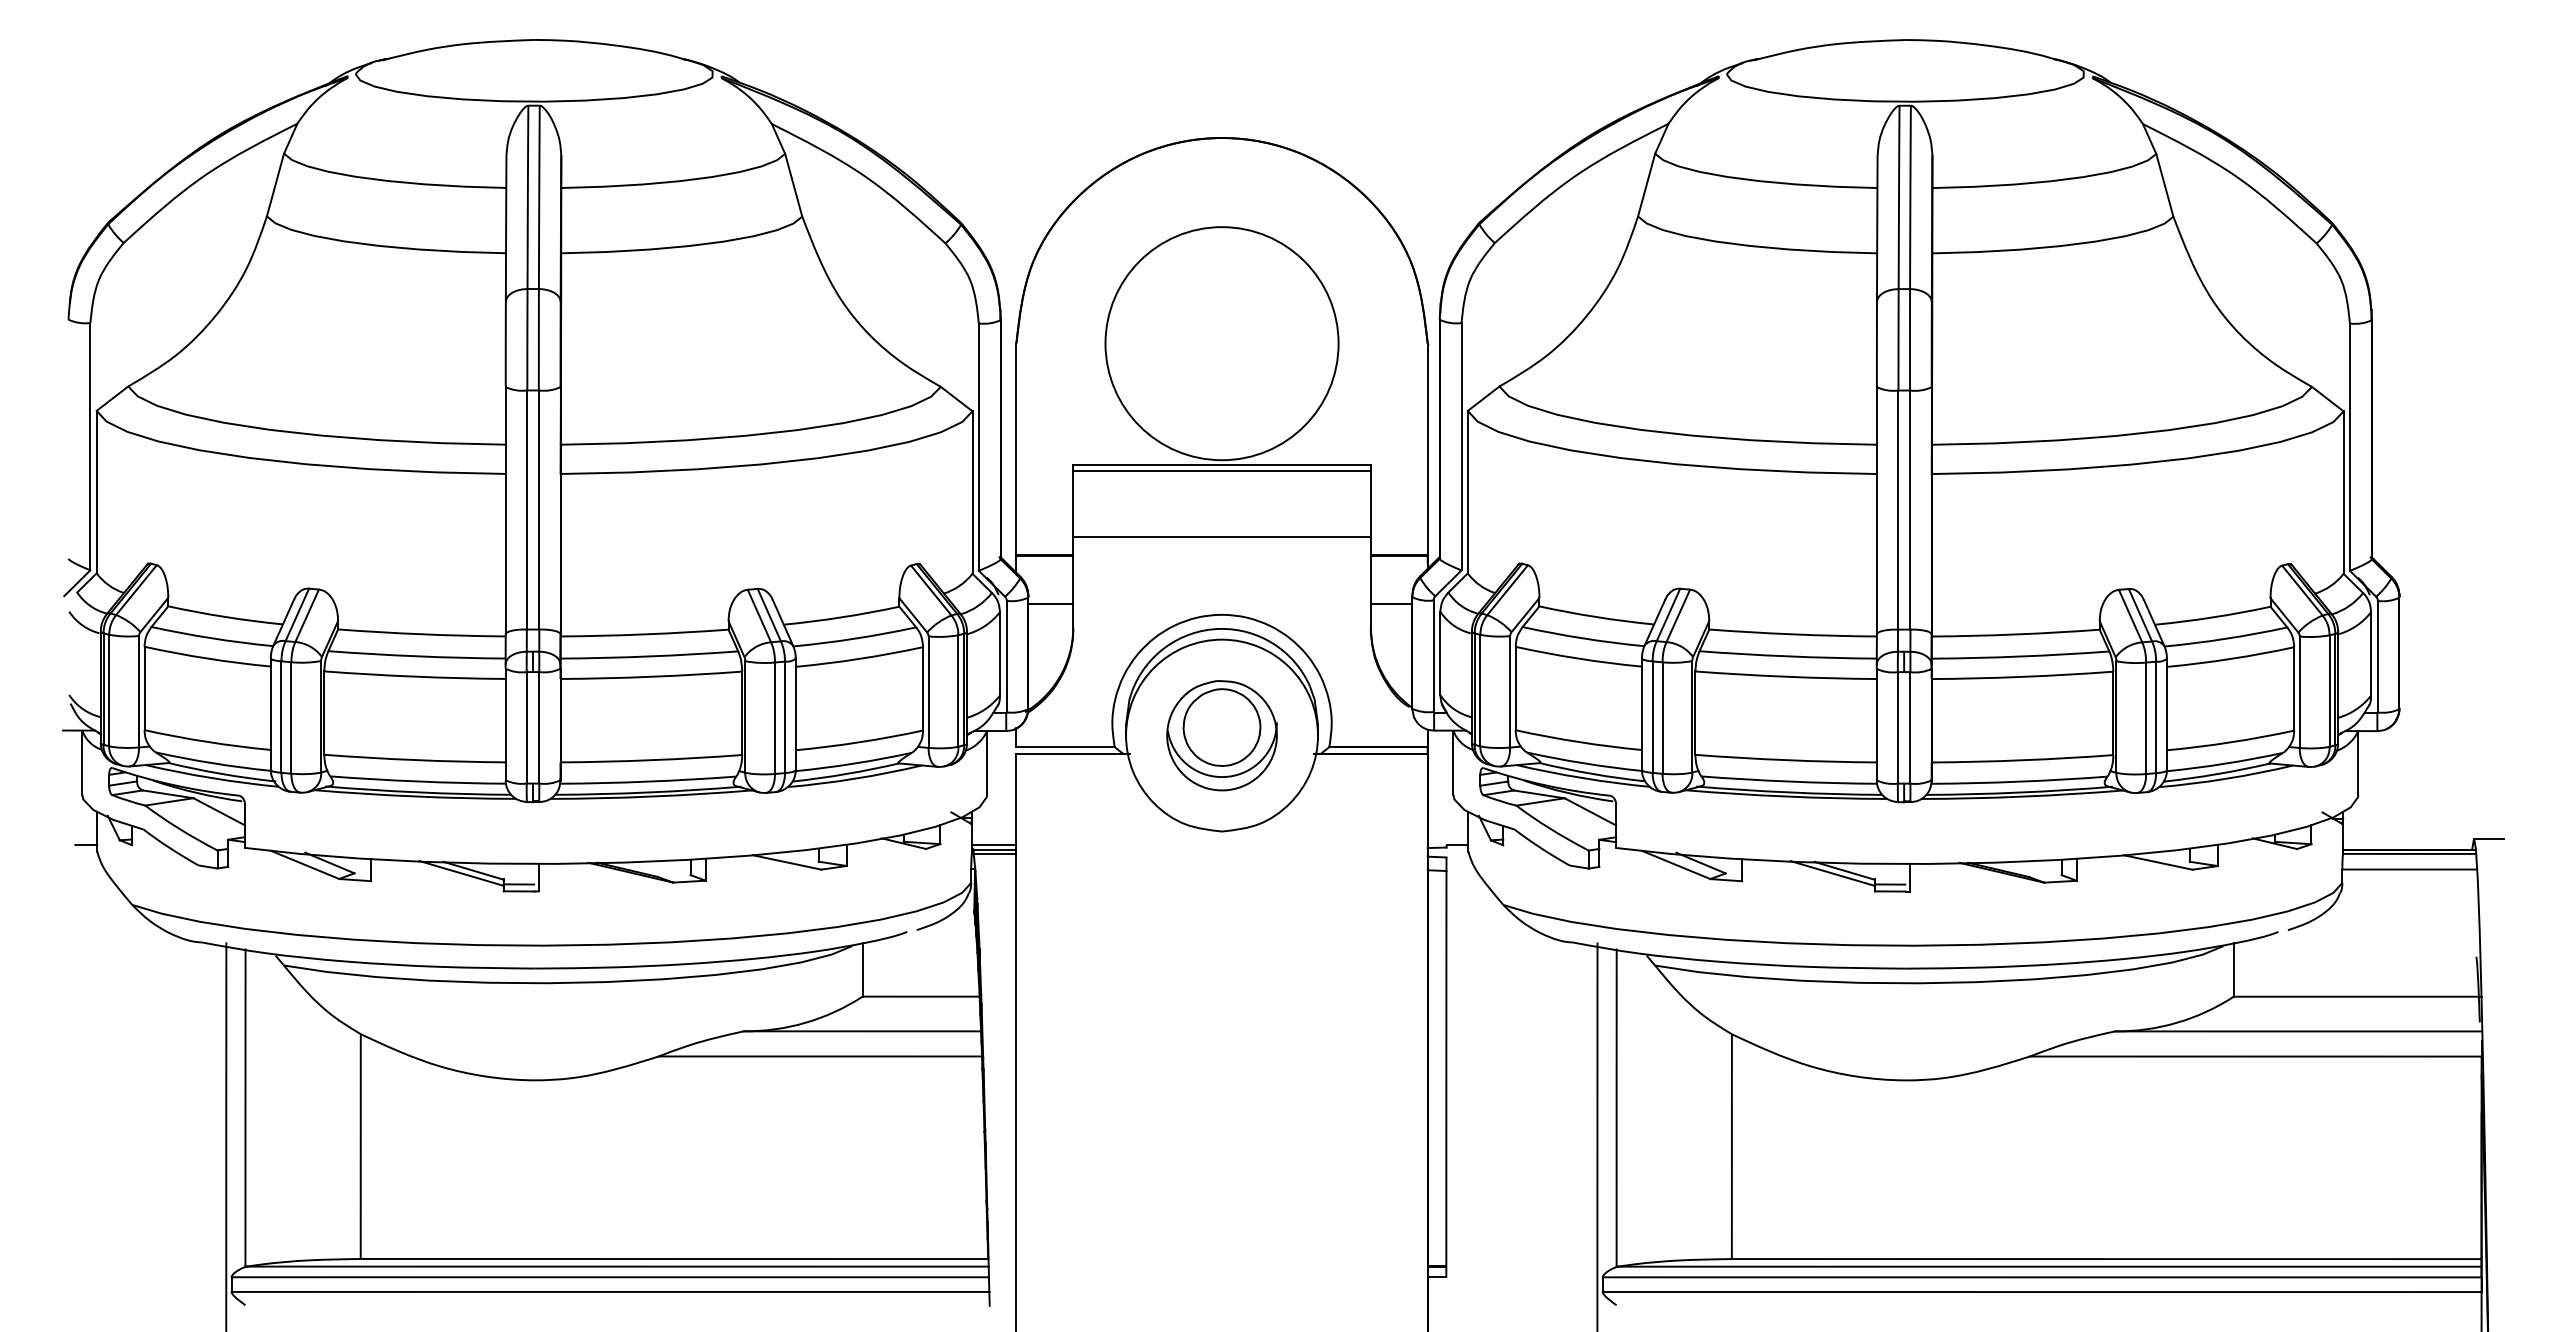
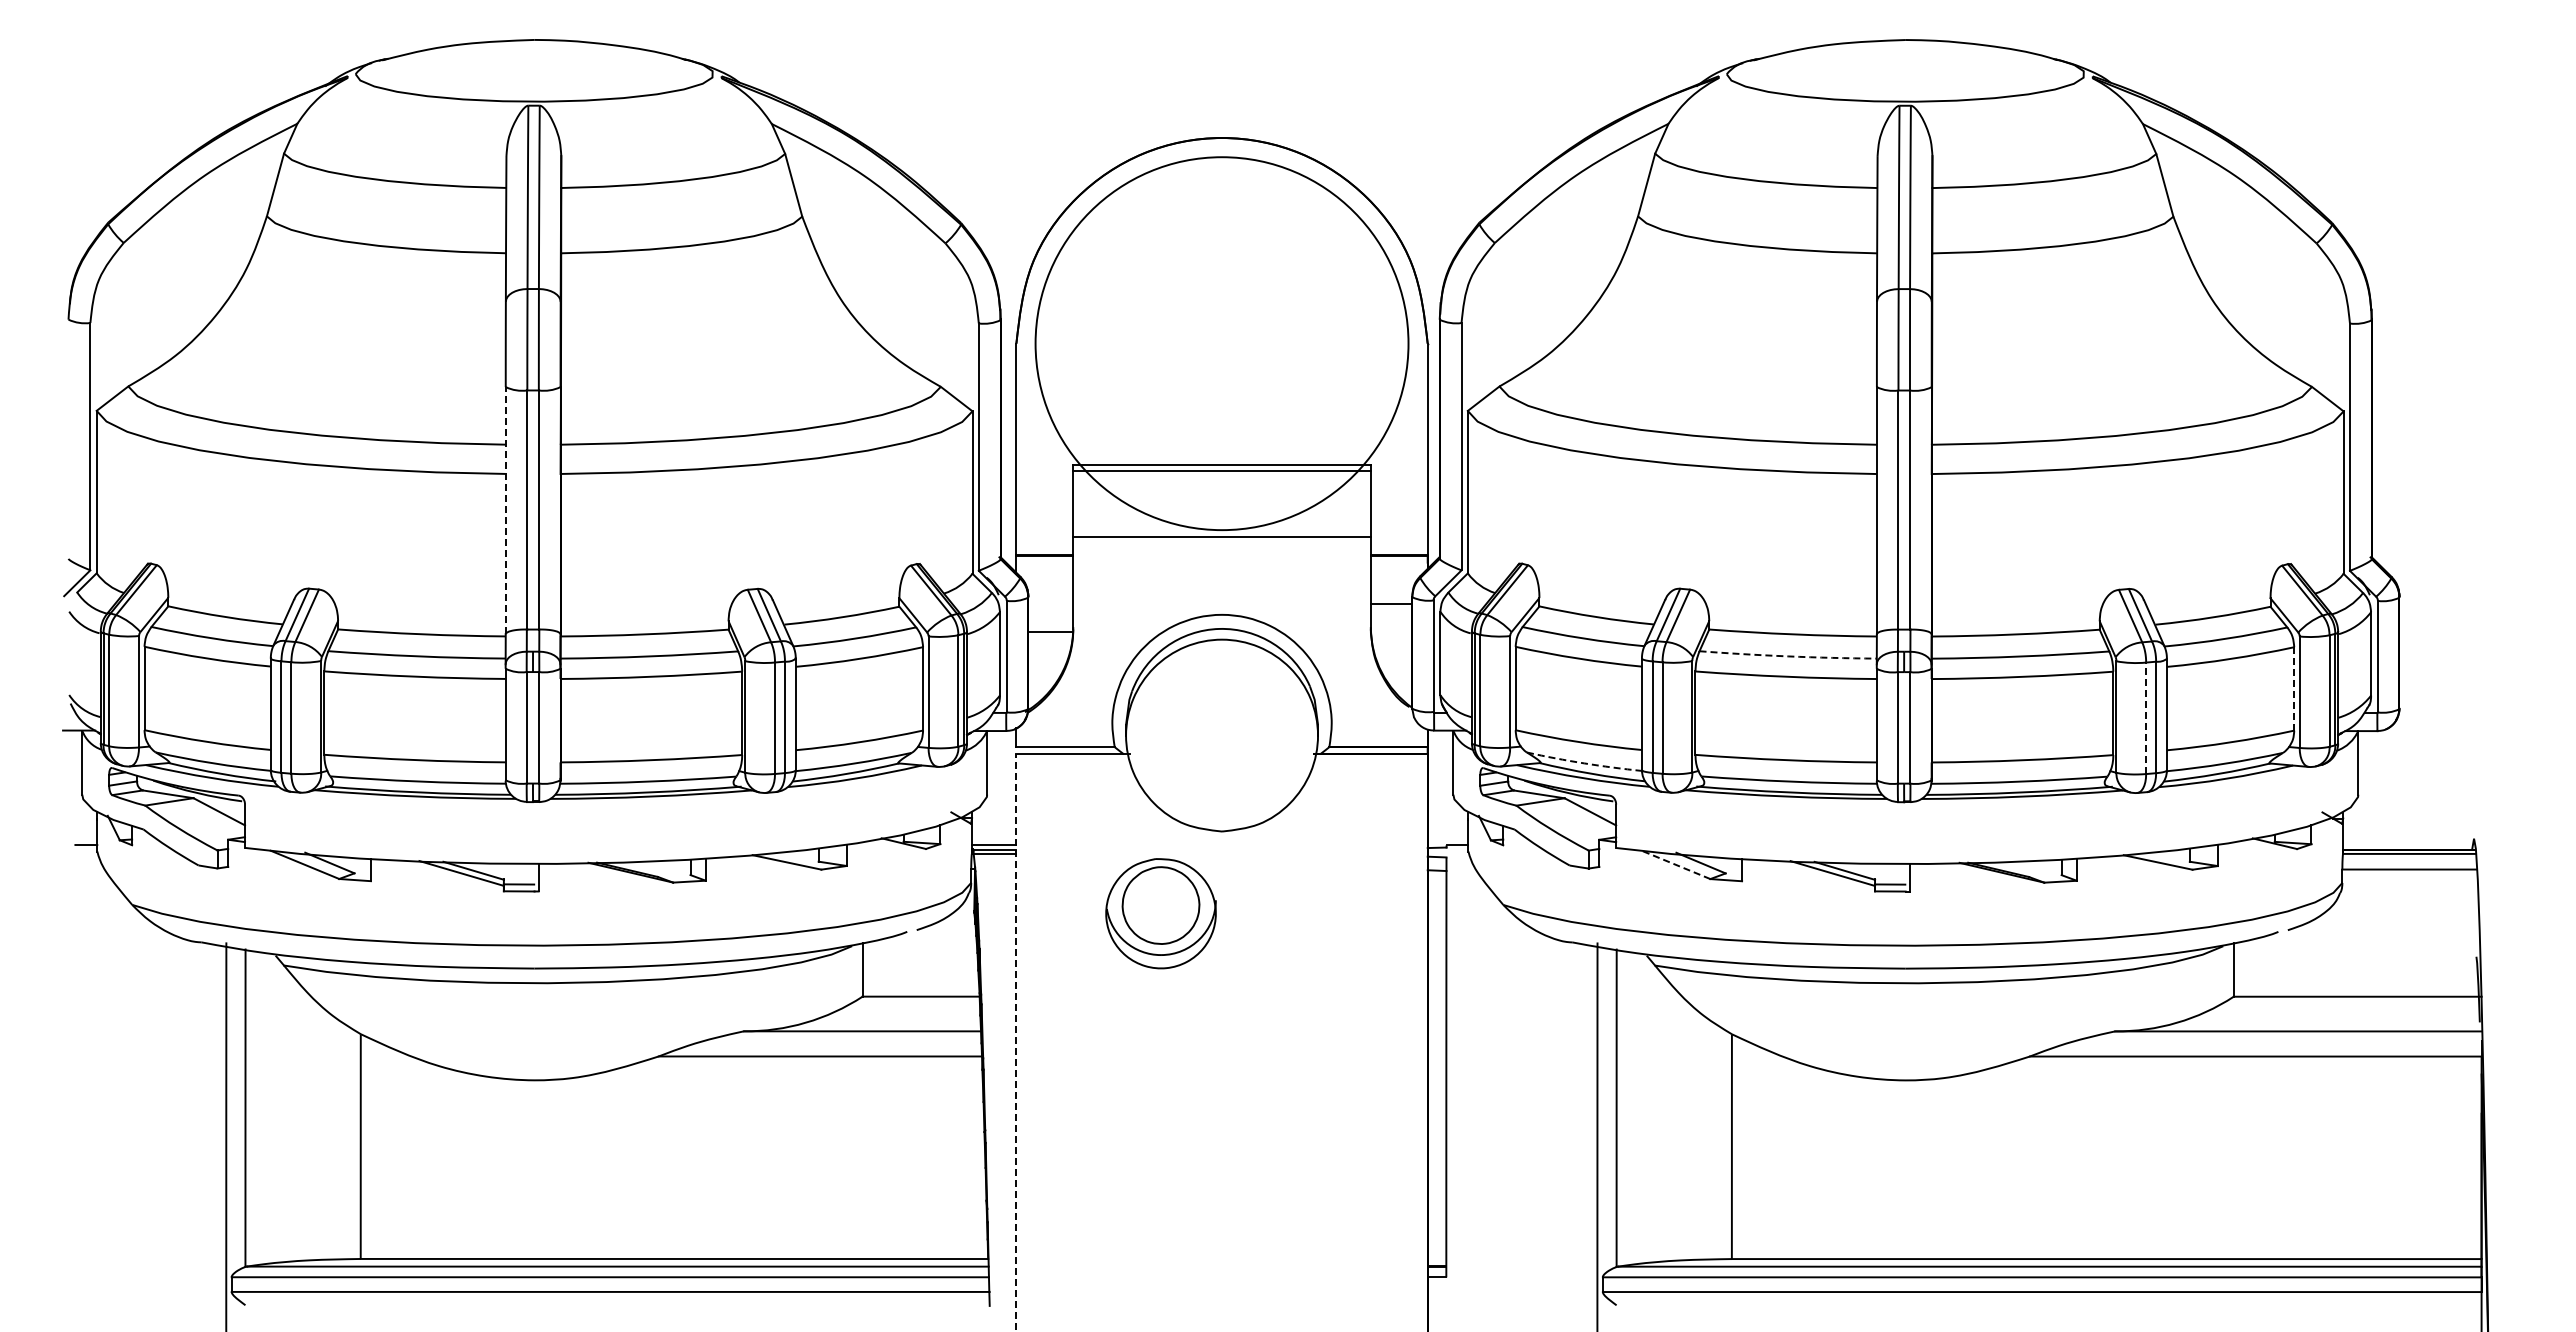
circle diameter: 233 px -> 373 px (1221, 343)
line: solid -> dashed (505, 510)
line position: (1050, 604) -> (1050, 632) (1050, 632)
arc: solid -> dashed (1788, 656)
line: solid -> dashed (2294, 688)
line: solid -> dashed (2146, 718)
part position: (1221, 735) -> (1160, 913) (1160, 913)
arc: solid -> dashed (1584, 763)
line: present -> none (2489, 838)
line: solid -> dashed (1675, 864)
line: solid -> dashed (1016, 1042)
